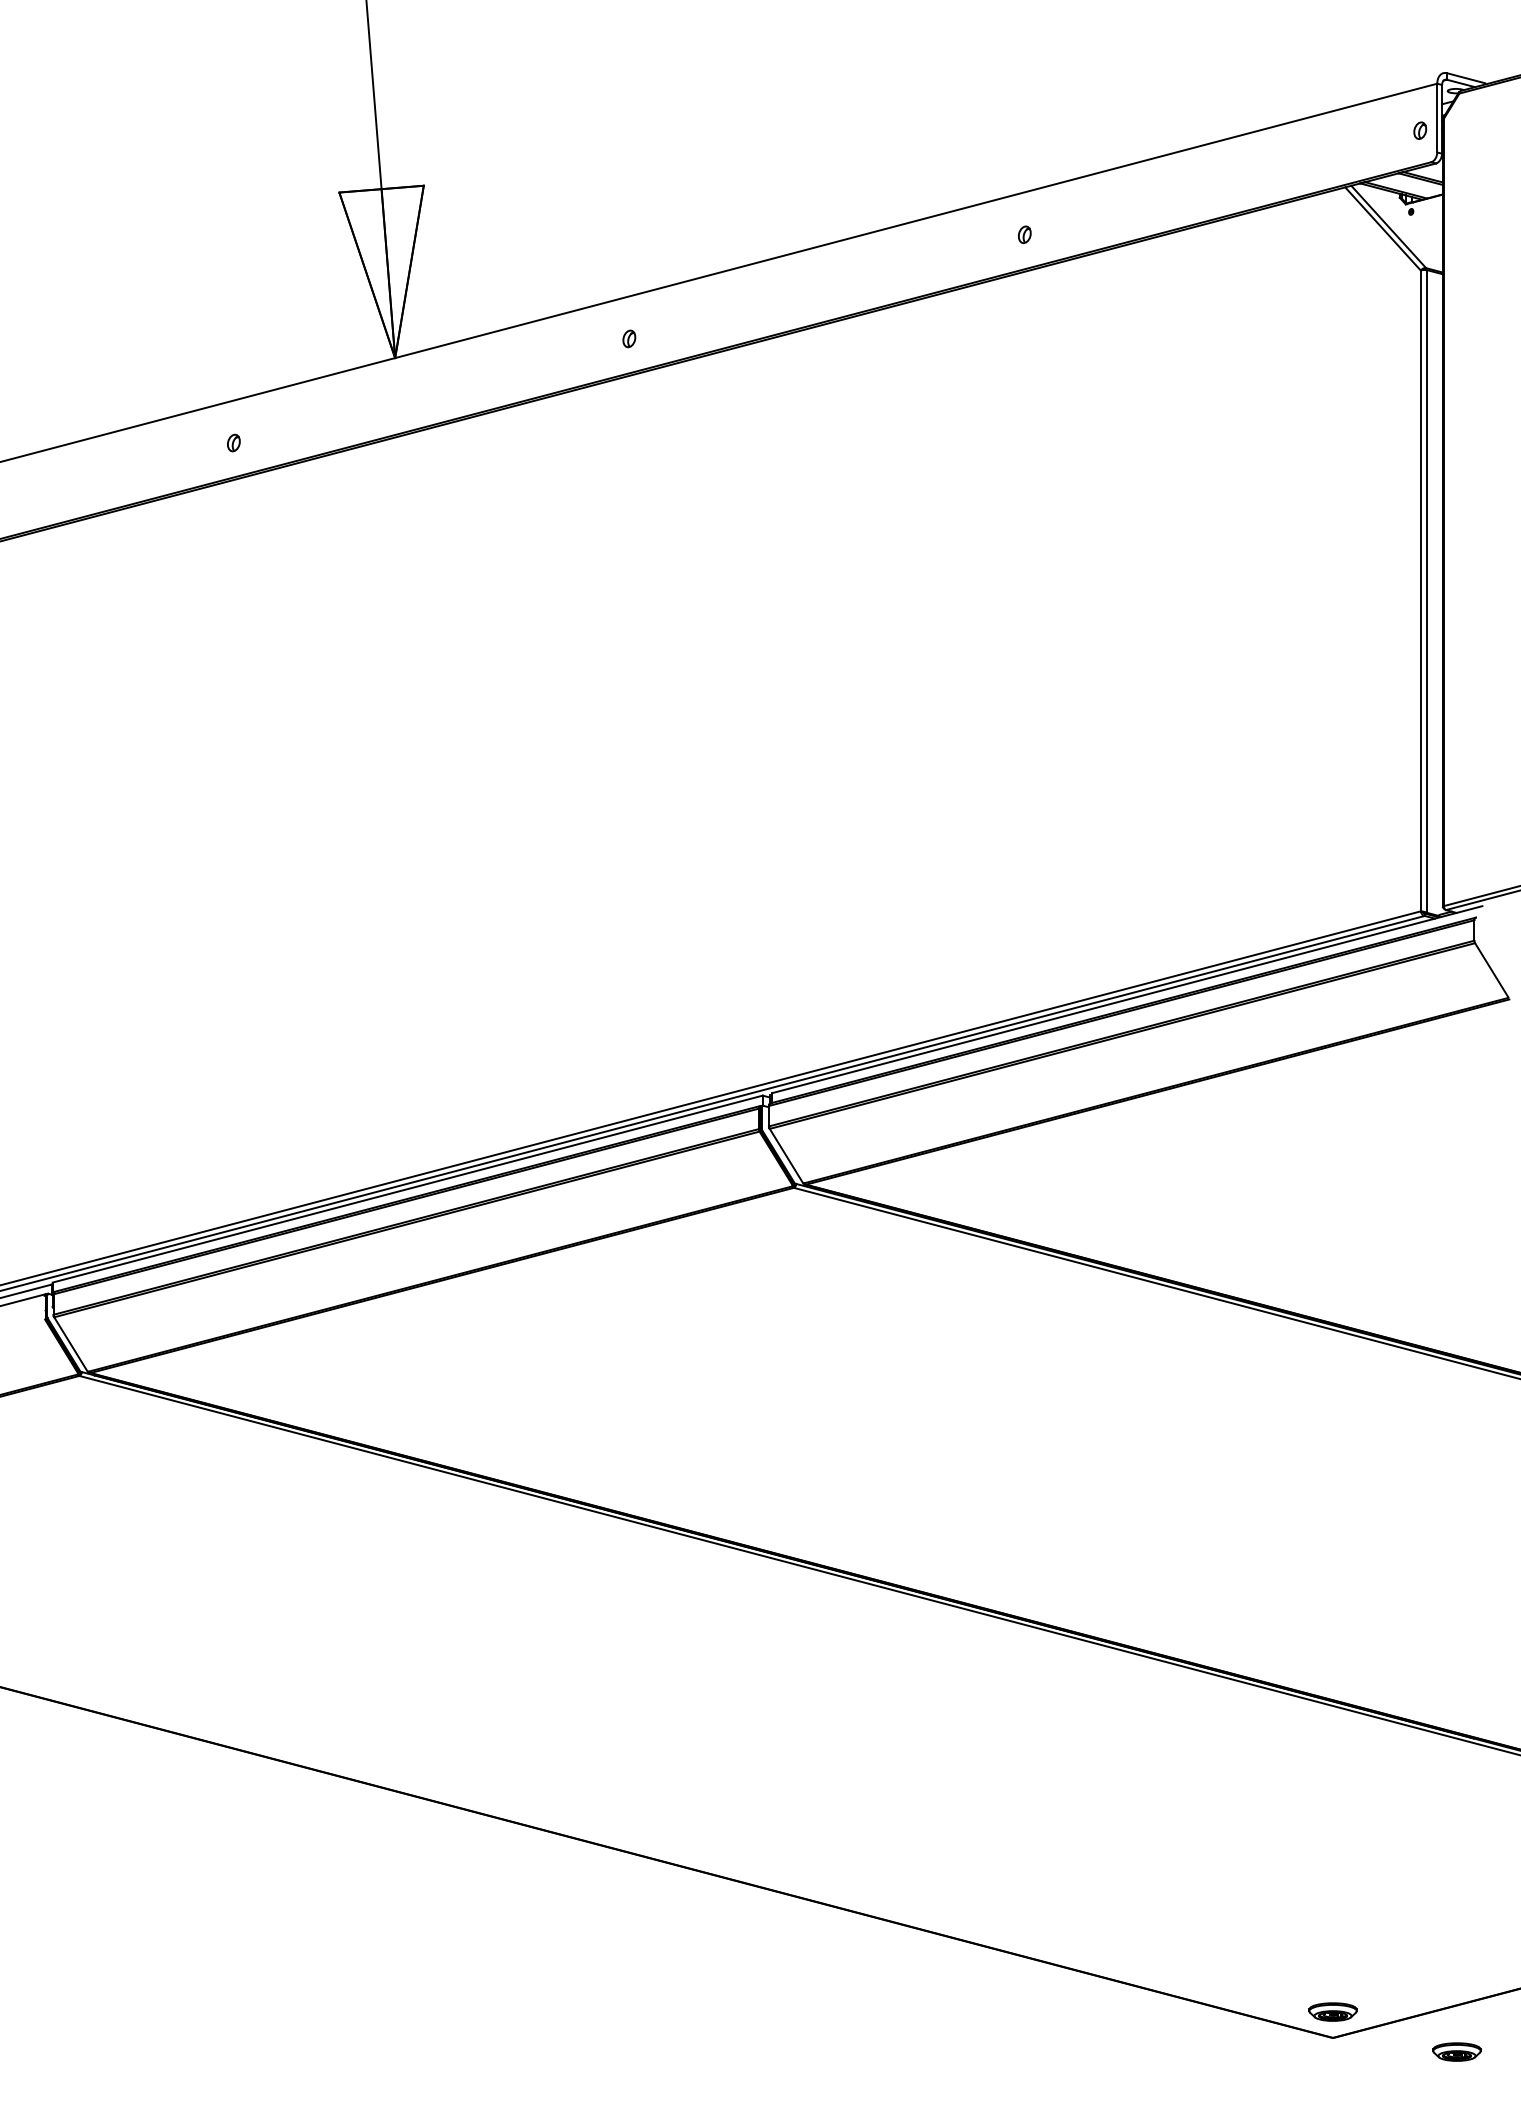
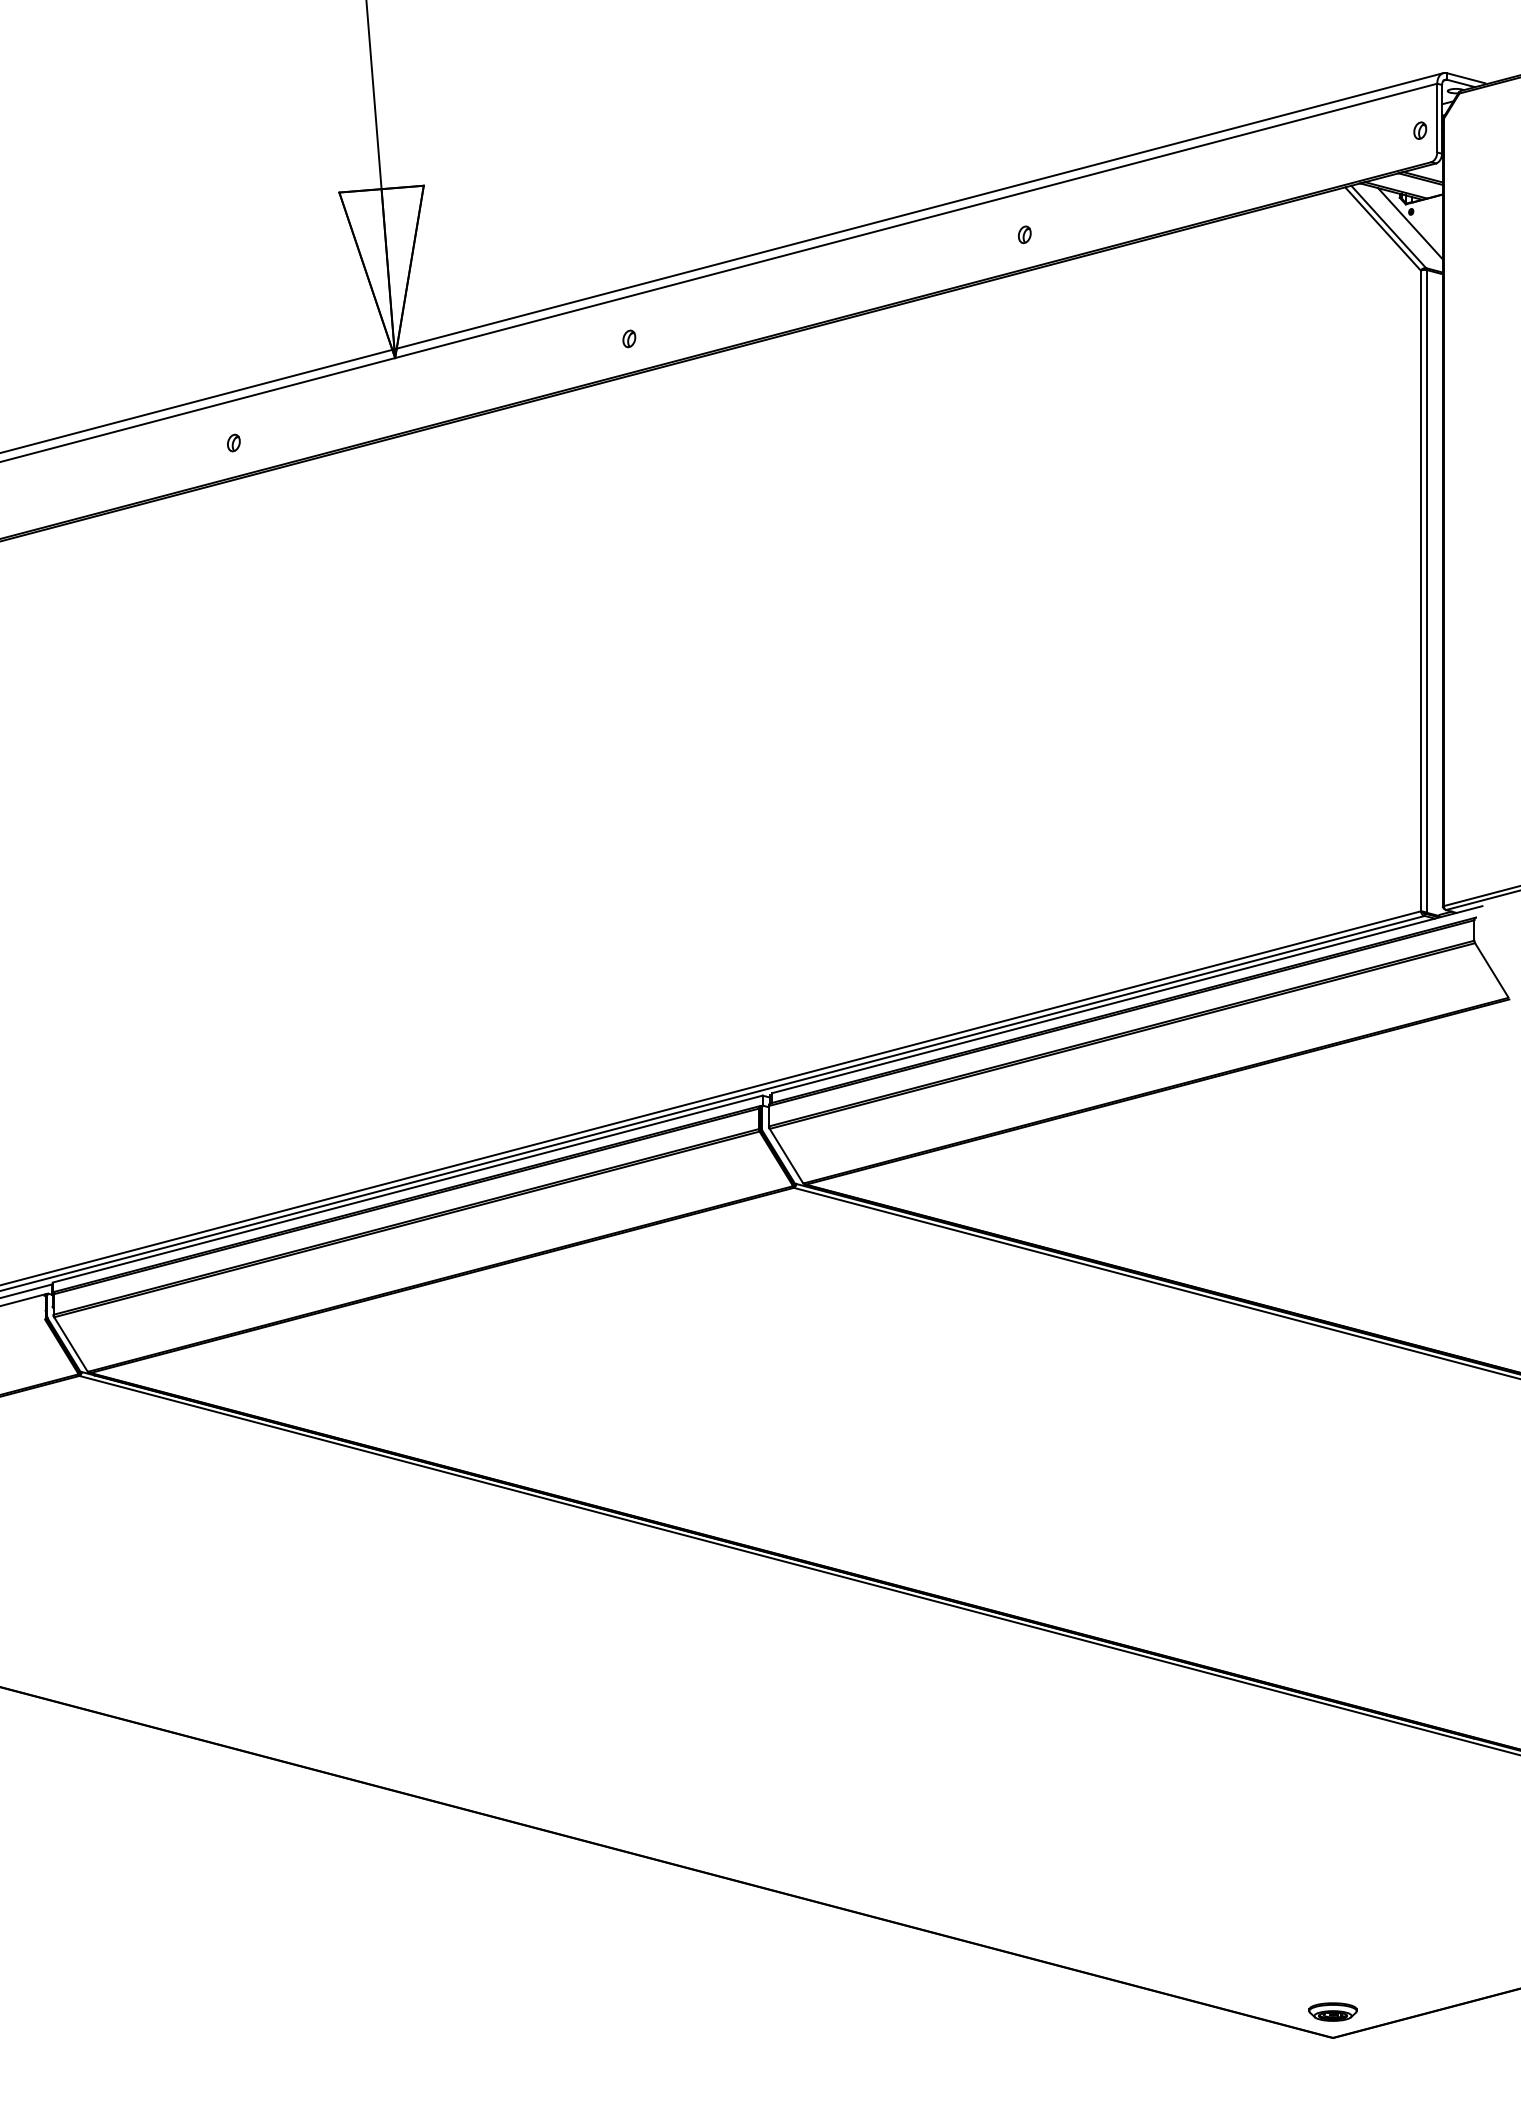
line: none -> present (1410, 223)
line: none -> present (722, 262)
part: present -> none (1456, 2051)
